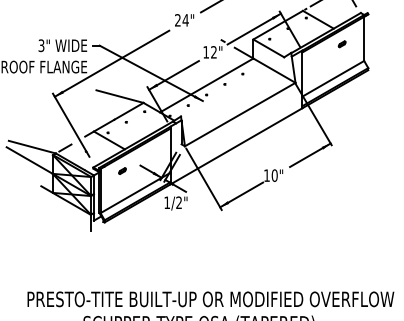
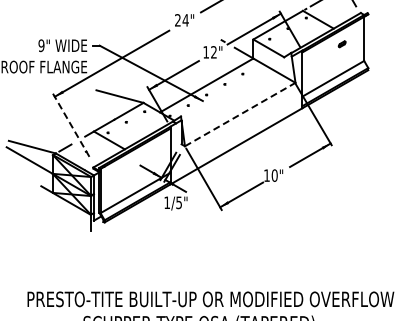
text: 3" -> 9" (41, 45)
line: solid -> dashed (240, 114)
line: solid -> dashed (70, 124)
part: present -> none (122, 170)
text: 1/2" -> 1/5" (178, 202)
